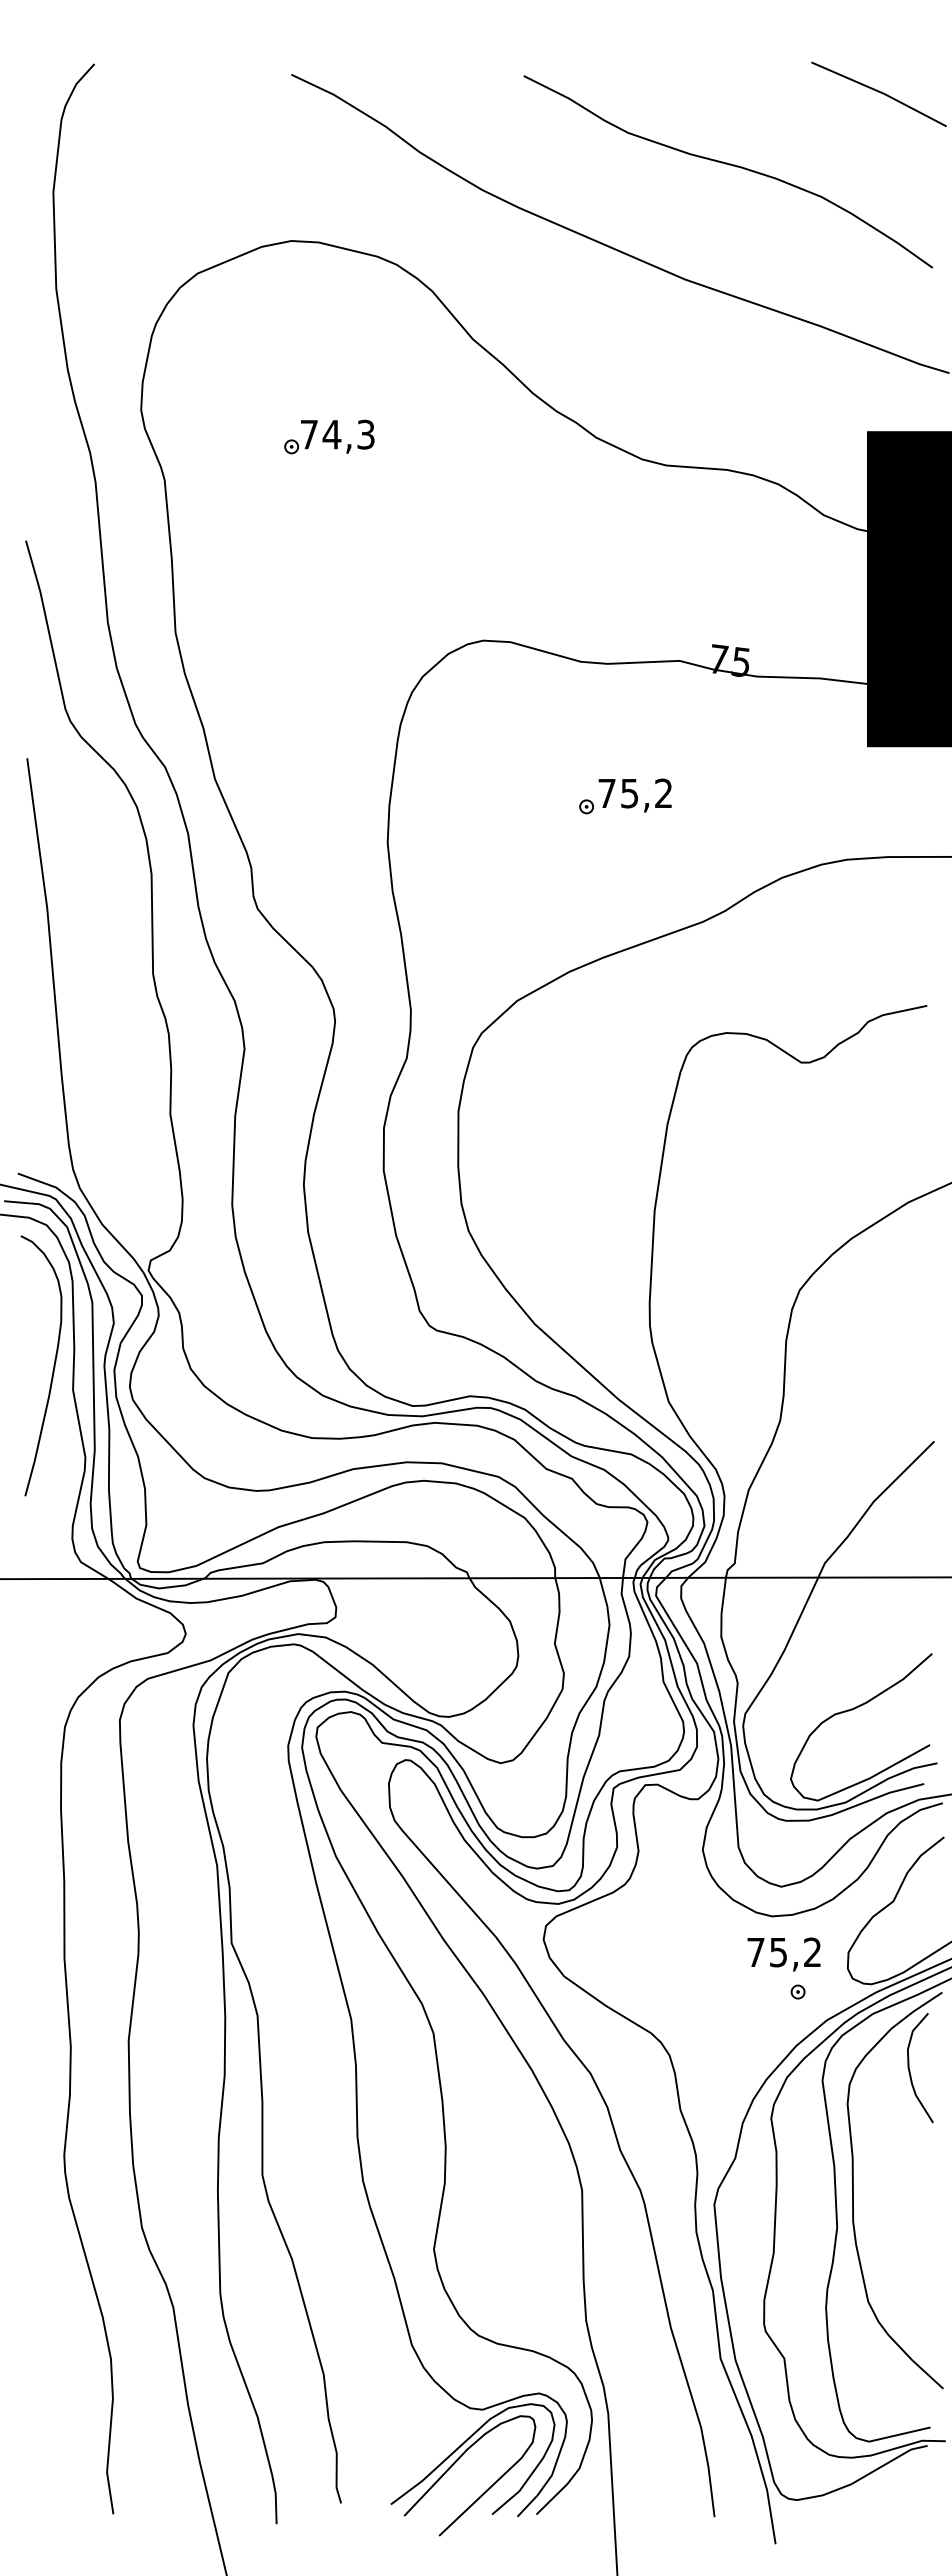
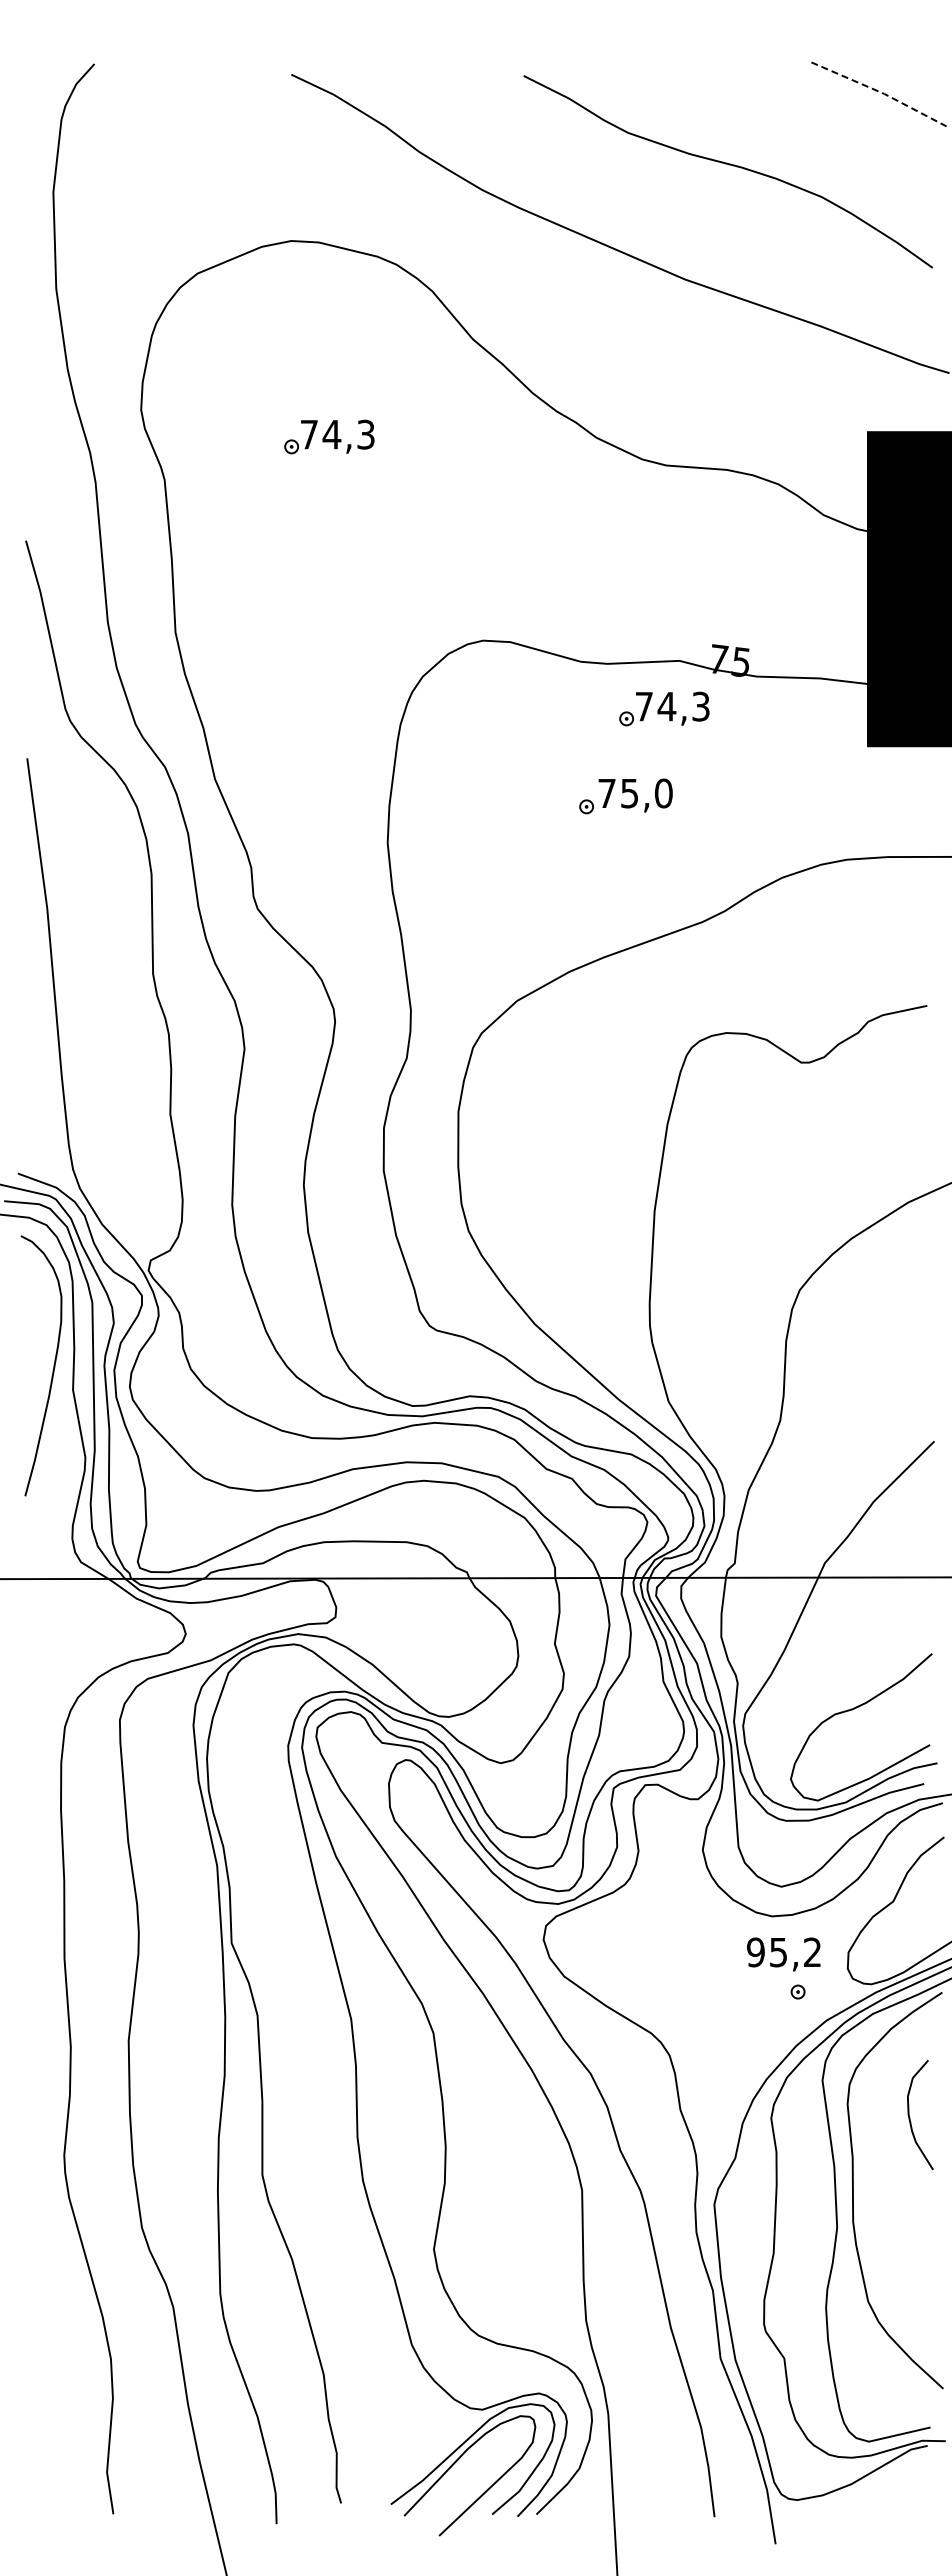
line: solid -> dashed (880, 92)
part: none -> present (664, 708)
text: 75,2 -> 75,0 (663, 793)
text: 75,2 -> 95,2 (755, 1952)
curve position: (910, 2070) -> (910, 2117) (910, 2117)
